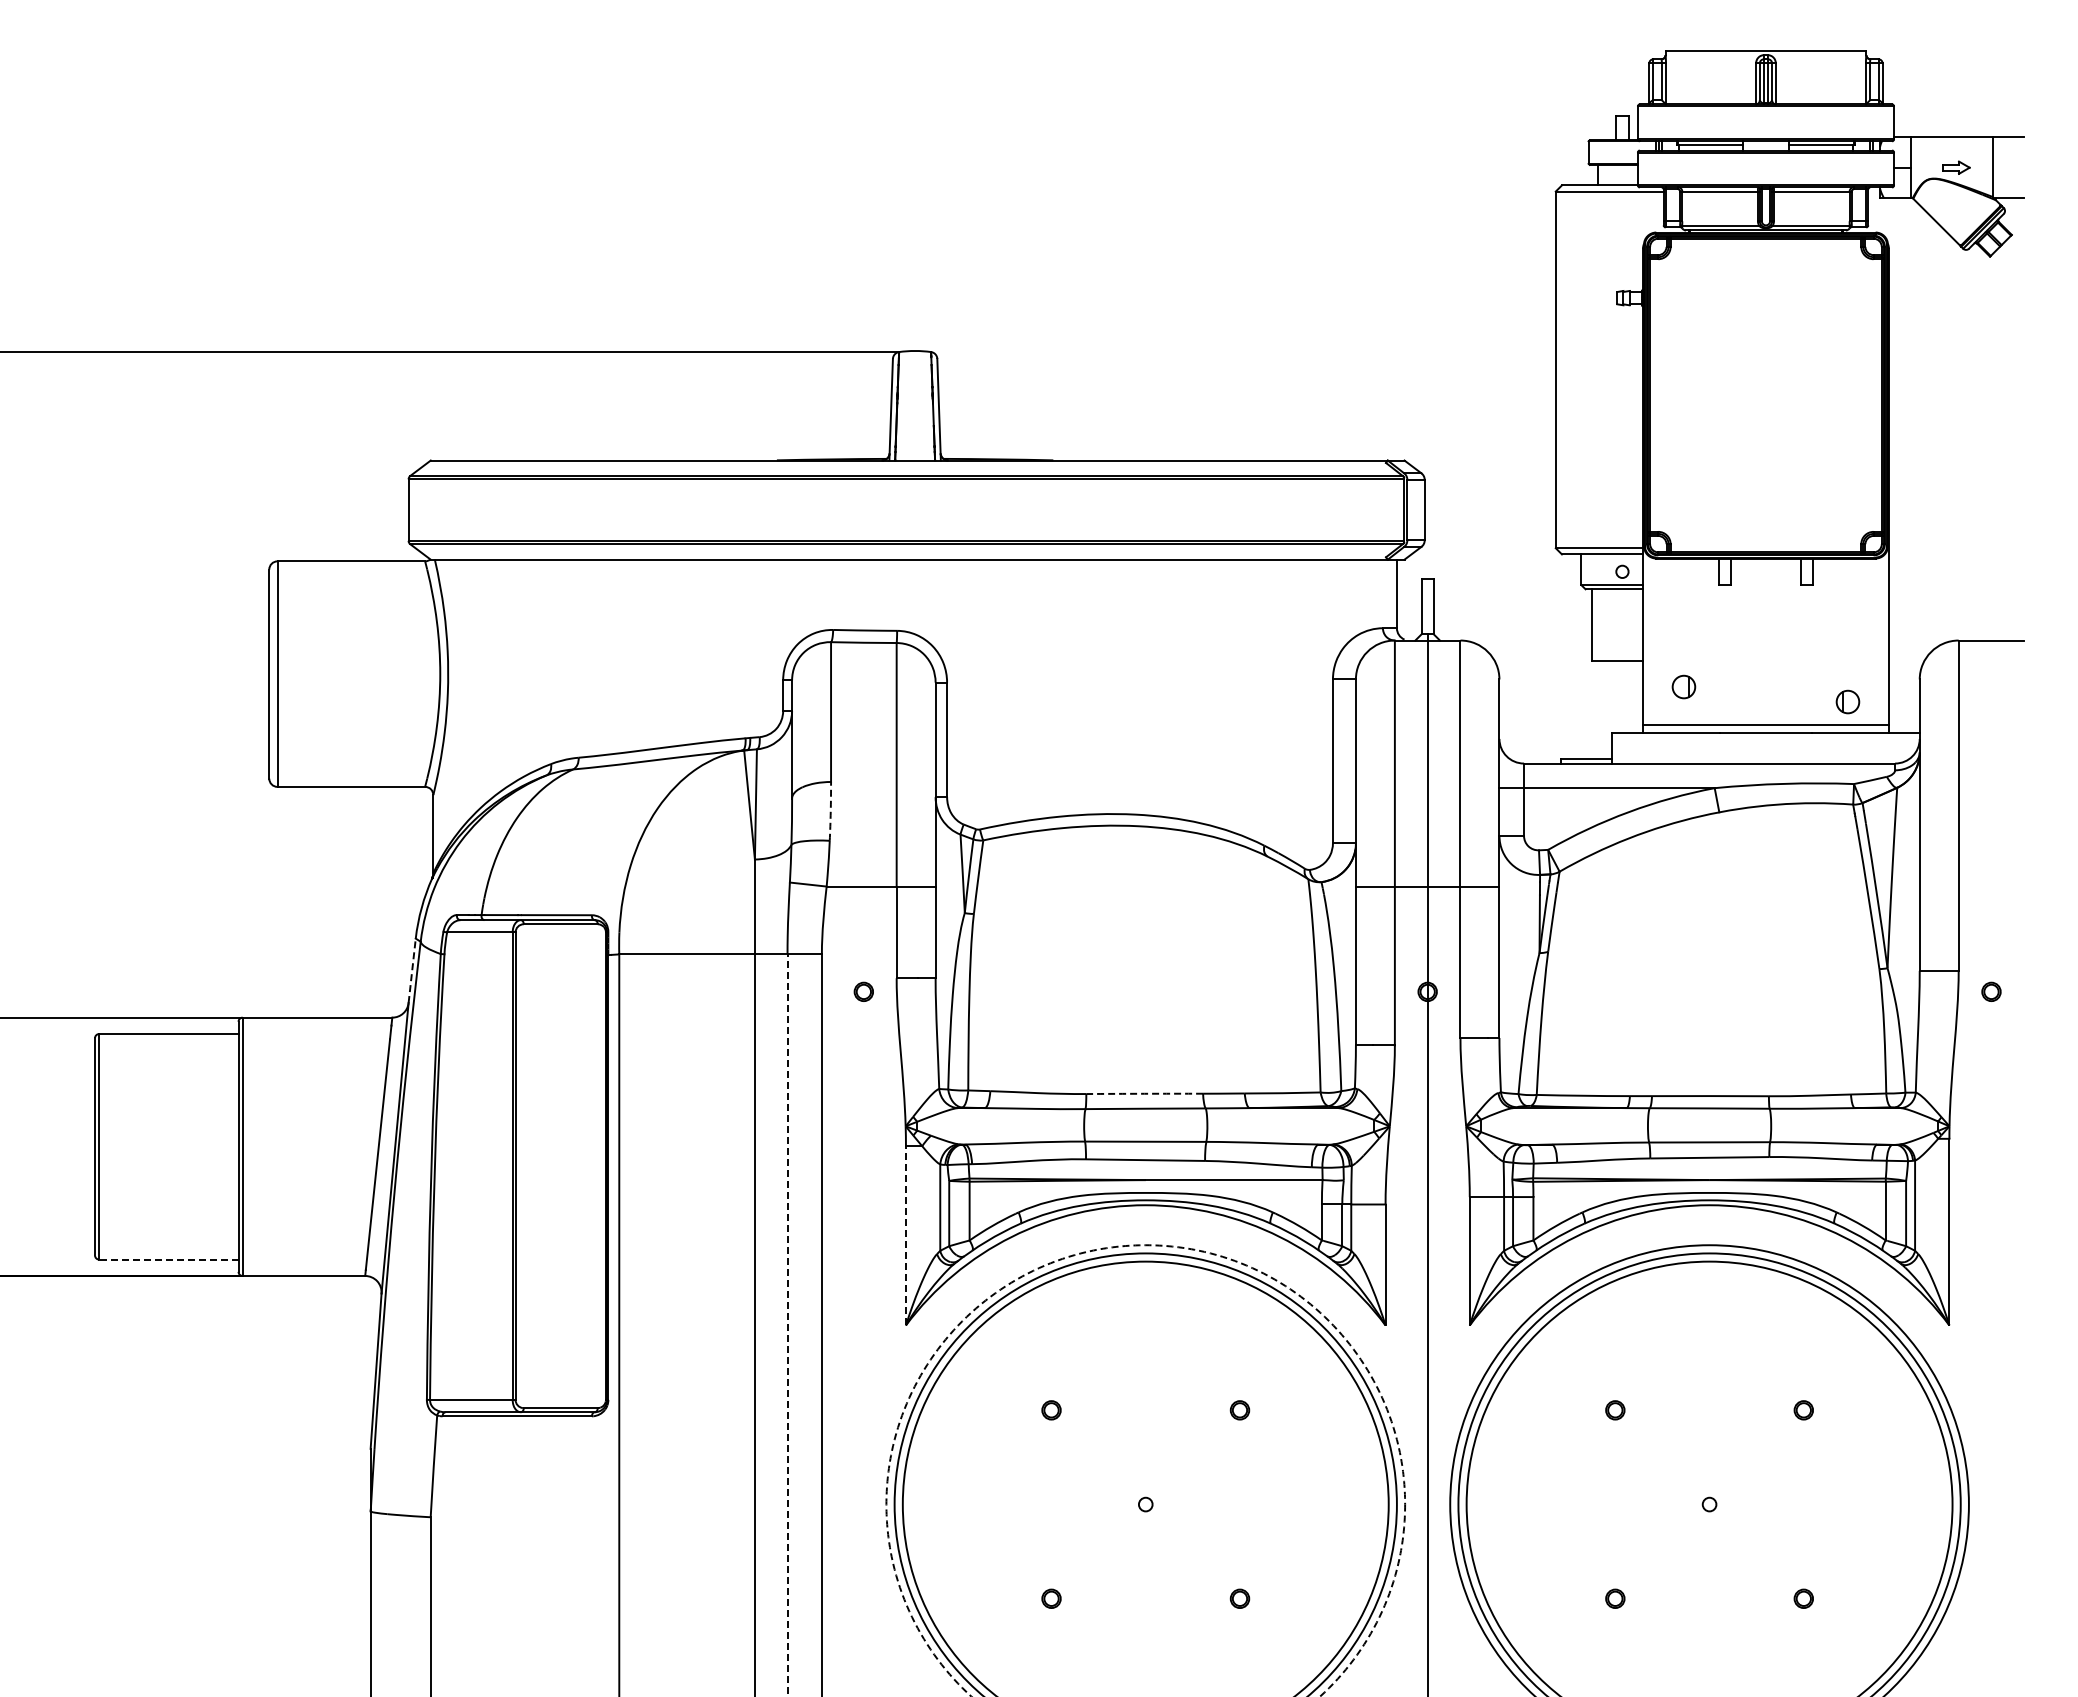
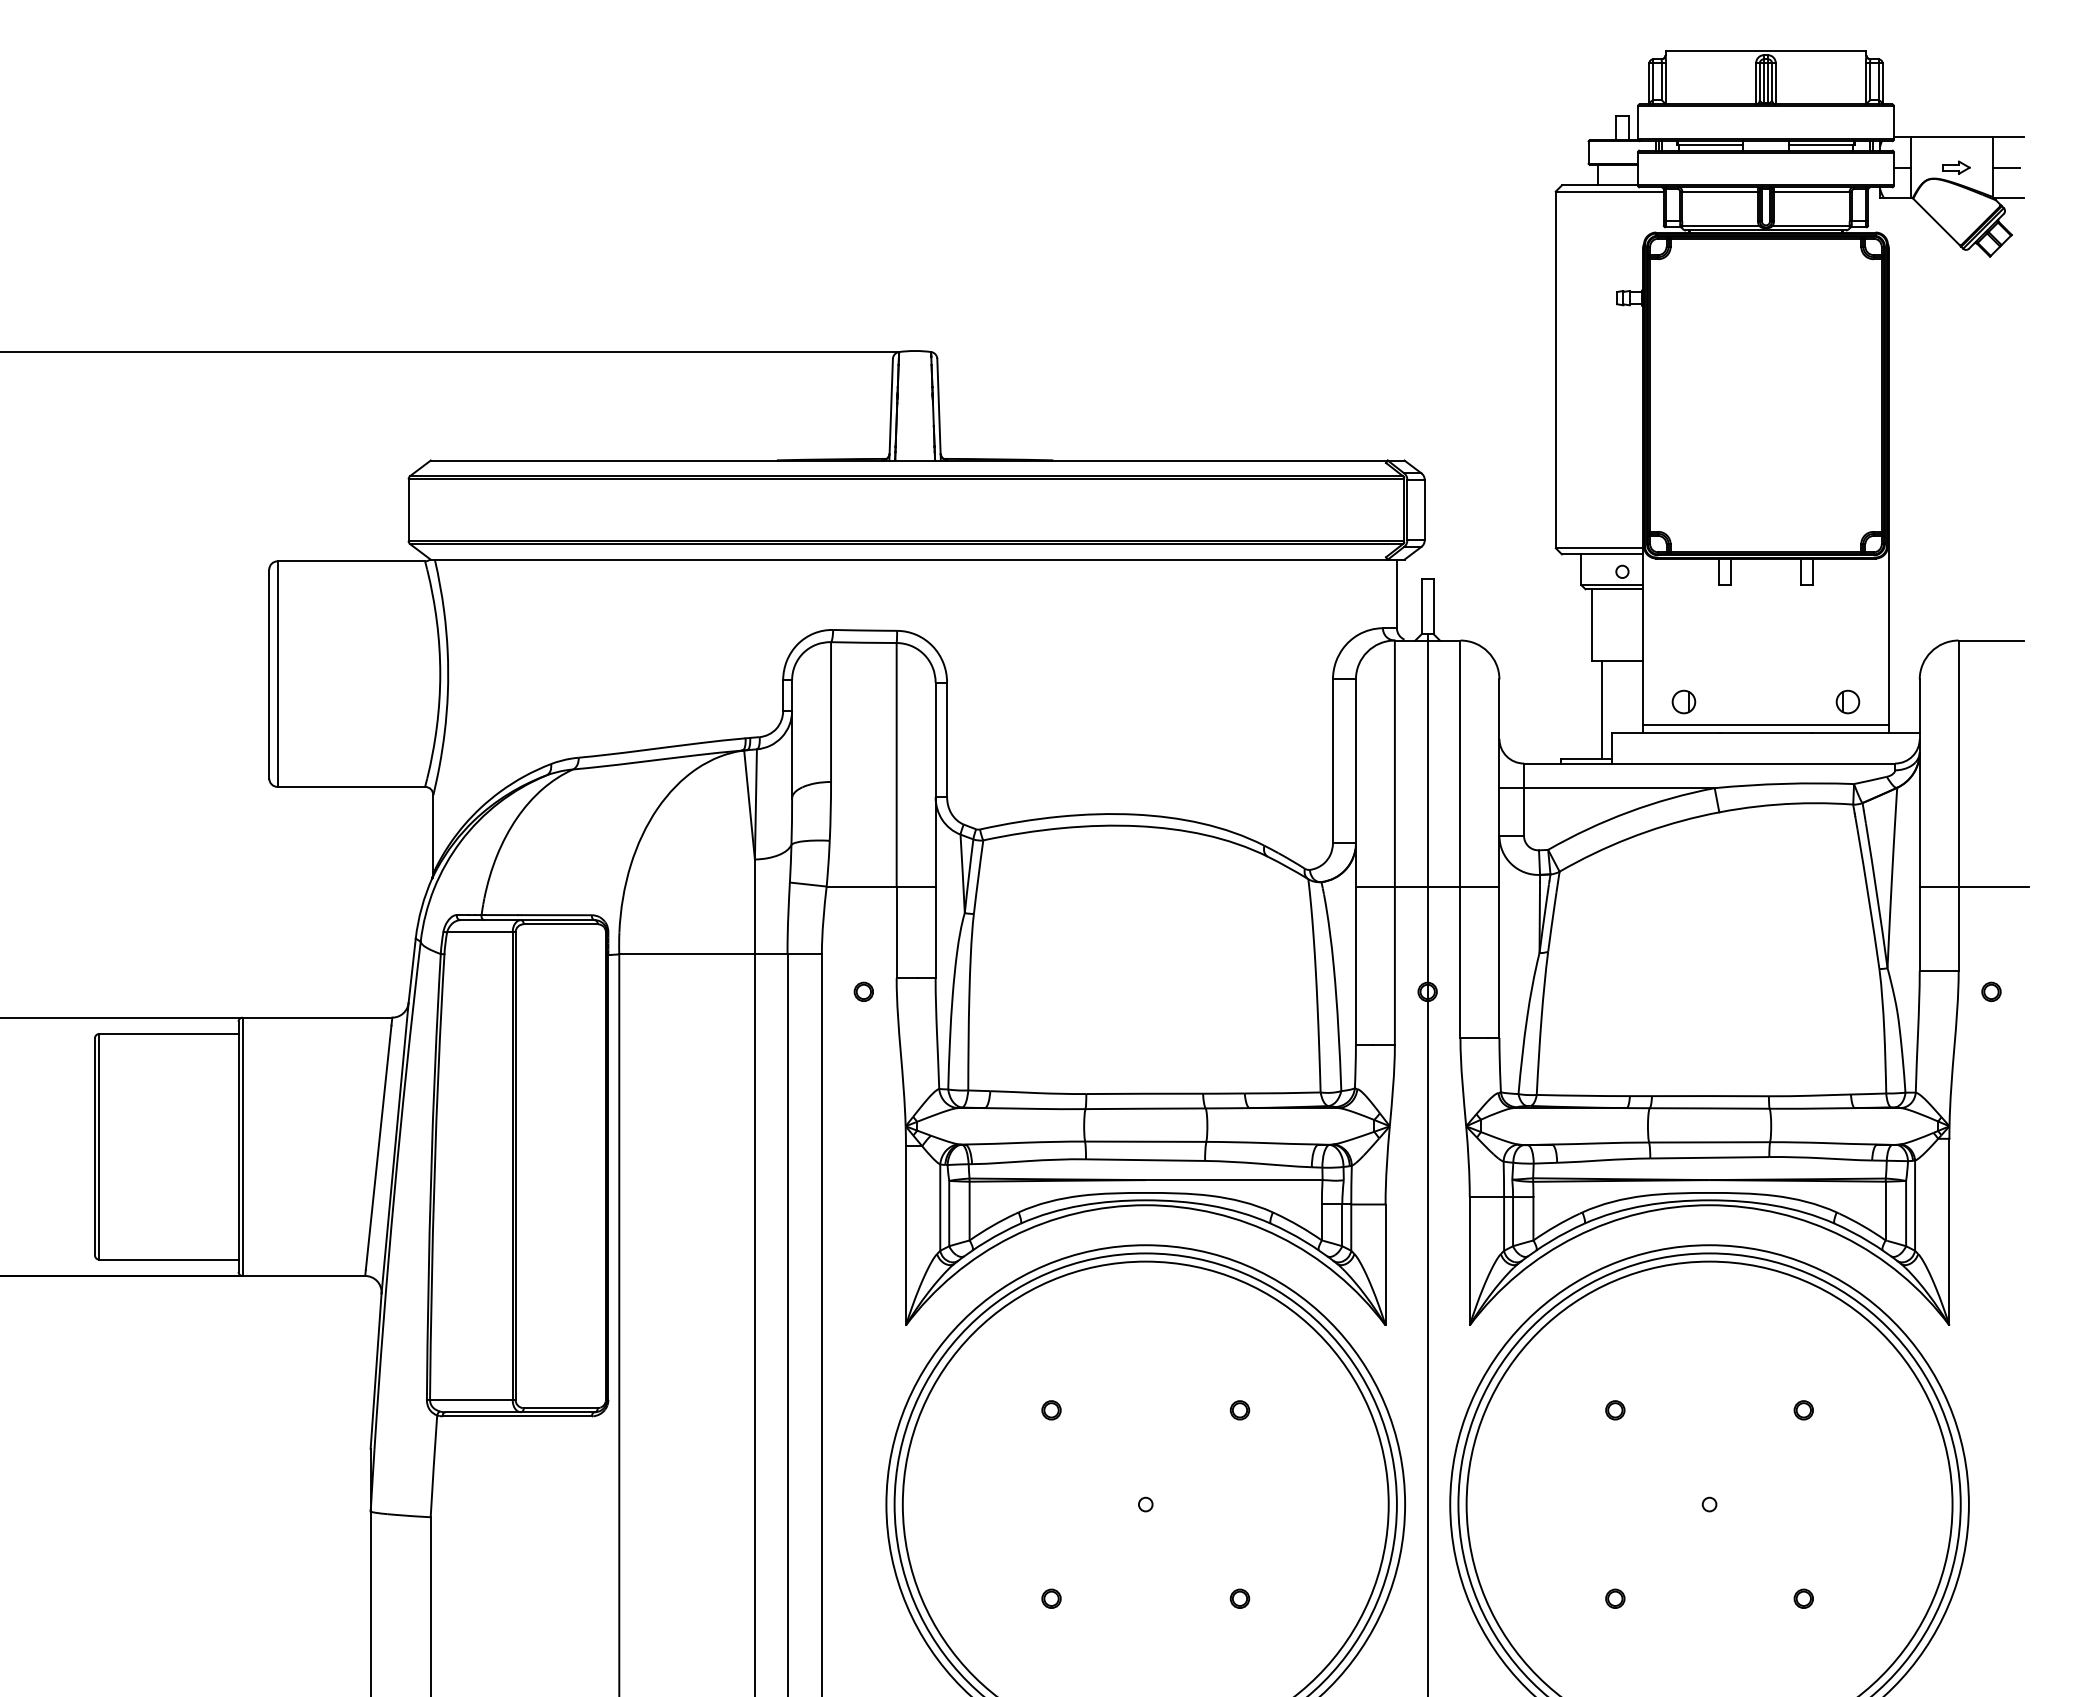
line: none -> present (2005, 167)
part position: (1683, 686) -> (1683, 701) (1683, 701)
line: none -> present (1601, 710)
arc: dashed -> solid (830, 811)
line: none -> present (1973, 886)
line: dashed -> solid (412, 970)
arc: dashed -> solid (1144, 1093)
line: dashed -> solid (905, 1235)
line: dashed -> solid (168, 1259)
line: dashed -> solid (787, 1325)
circle: dashed -> solid (1145, 1470)
